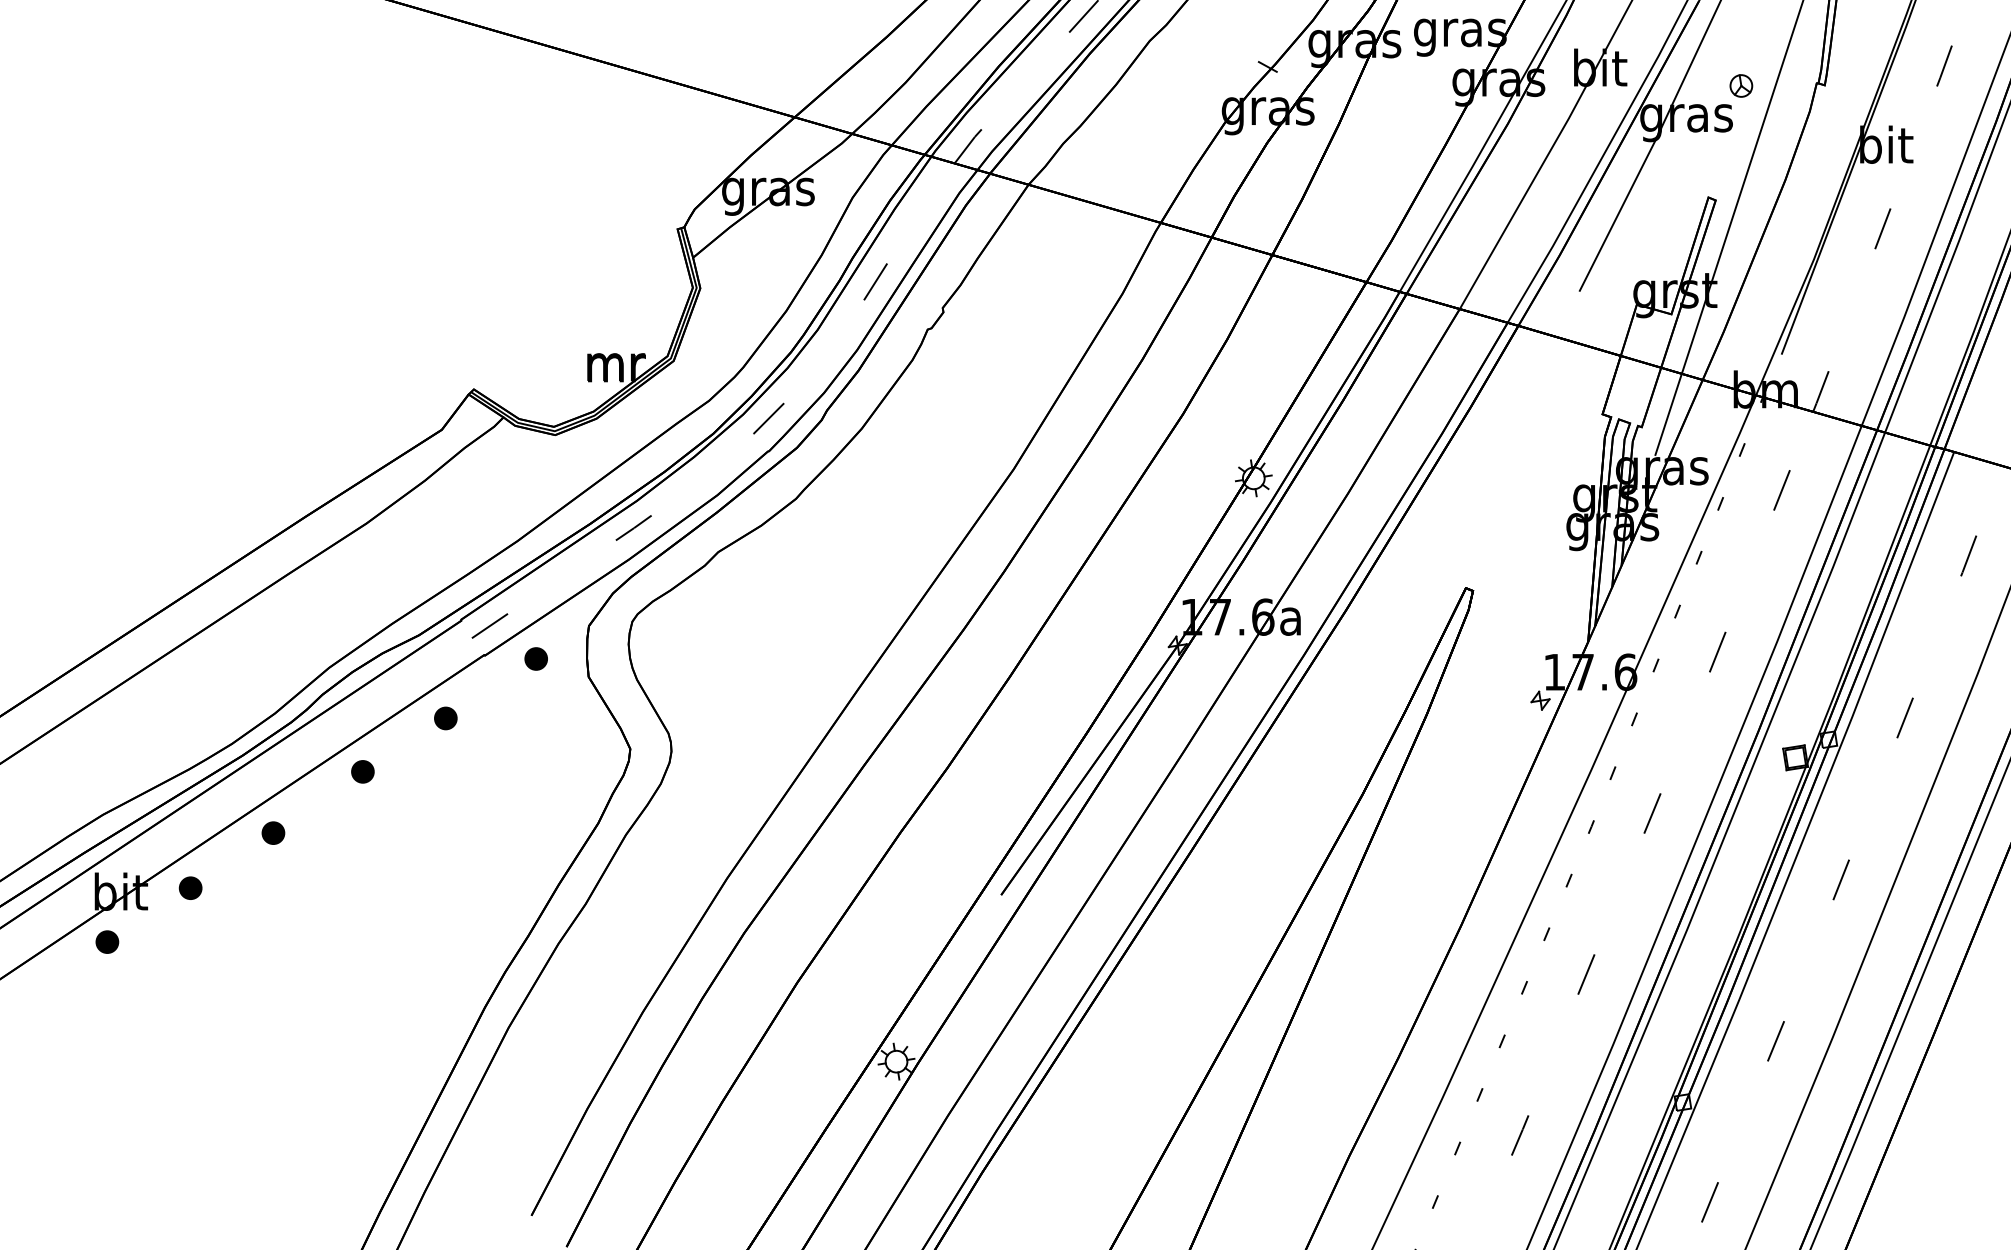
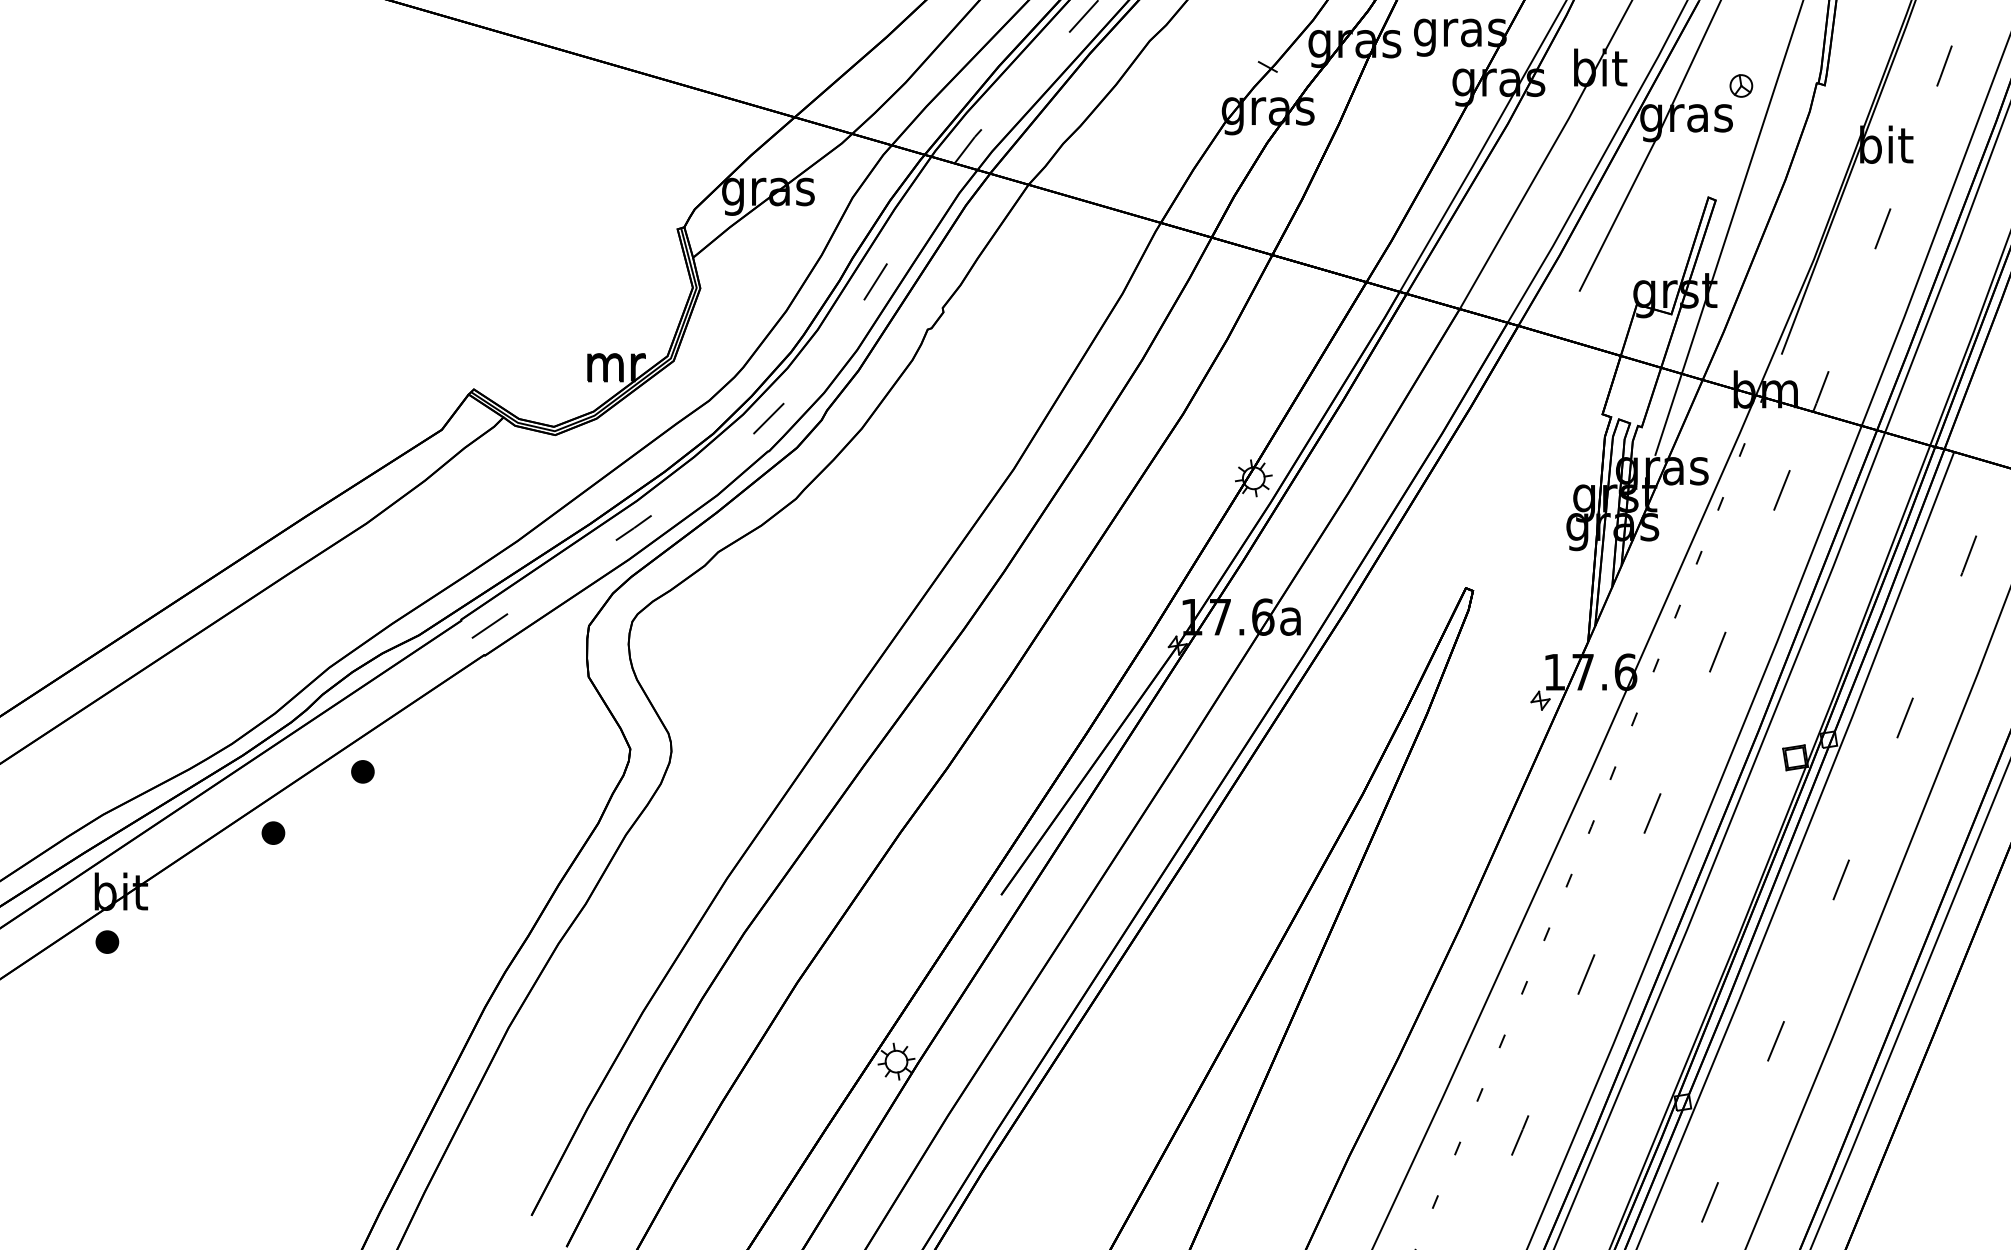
part: present -> none (535, 658)
part: present -> none (445, 718)
part: present -> none (190, 887)
